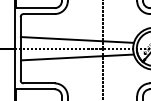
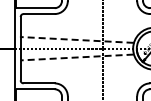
line: solid -> dashed (76, 39)
line: solid -> dashed (76, 57)
